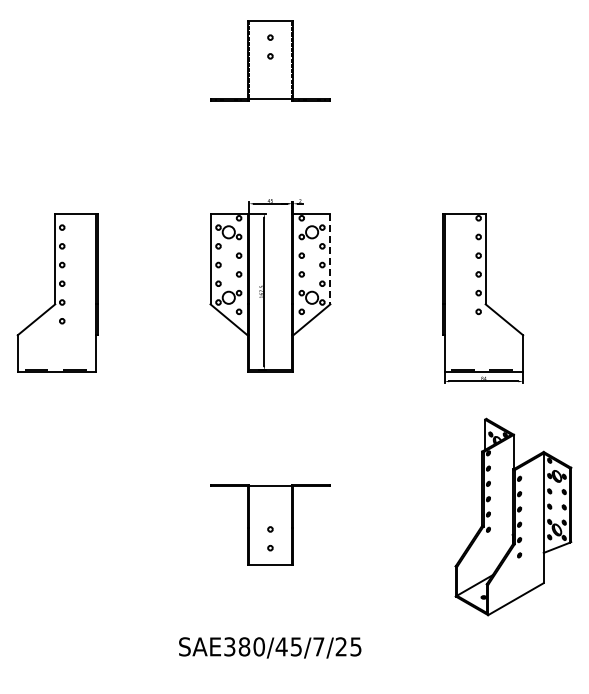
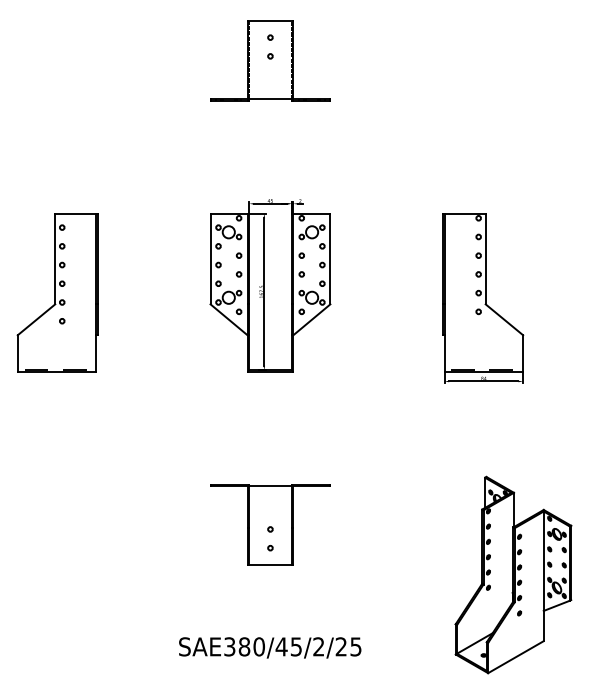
line: dashed -> solid (330, 259)
part position: (513, 516) -> (513, 574) (513, 574)
text: SAE380/45/7/25 -> SAE380/45/2/25 (318, 646)
